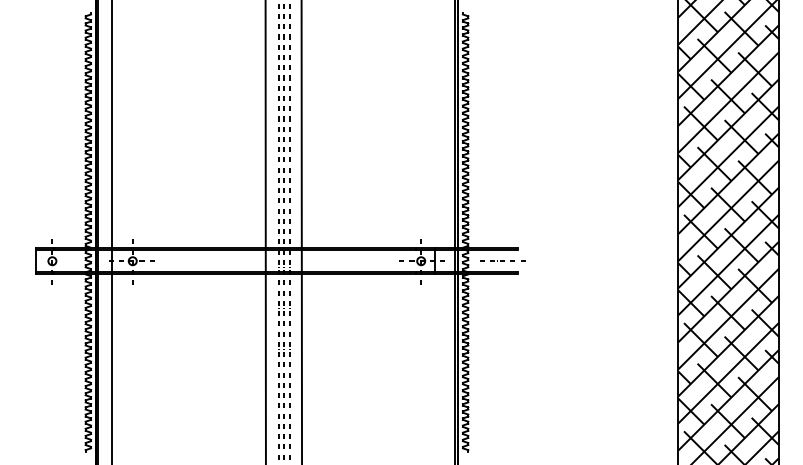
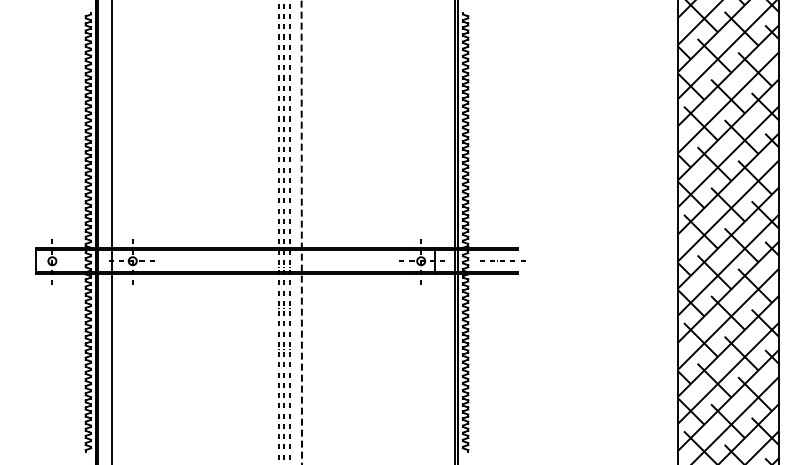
line: present -> none (265, 231)
line: solid -> dashed (301, 232)
